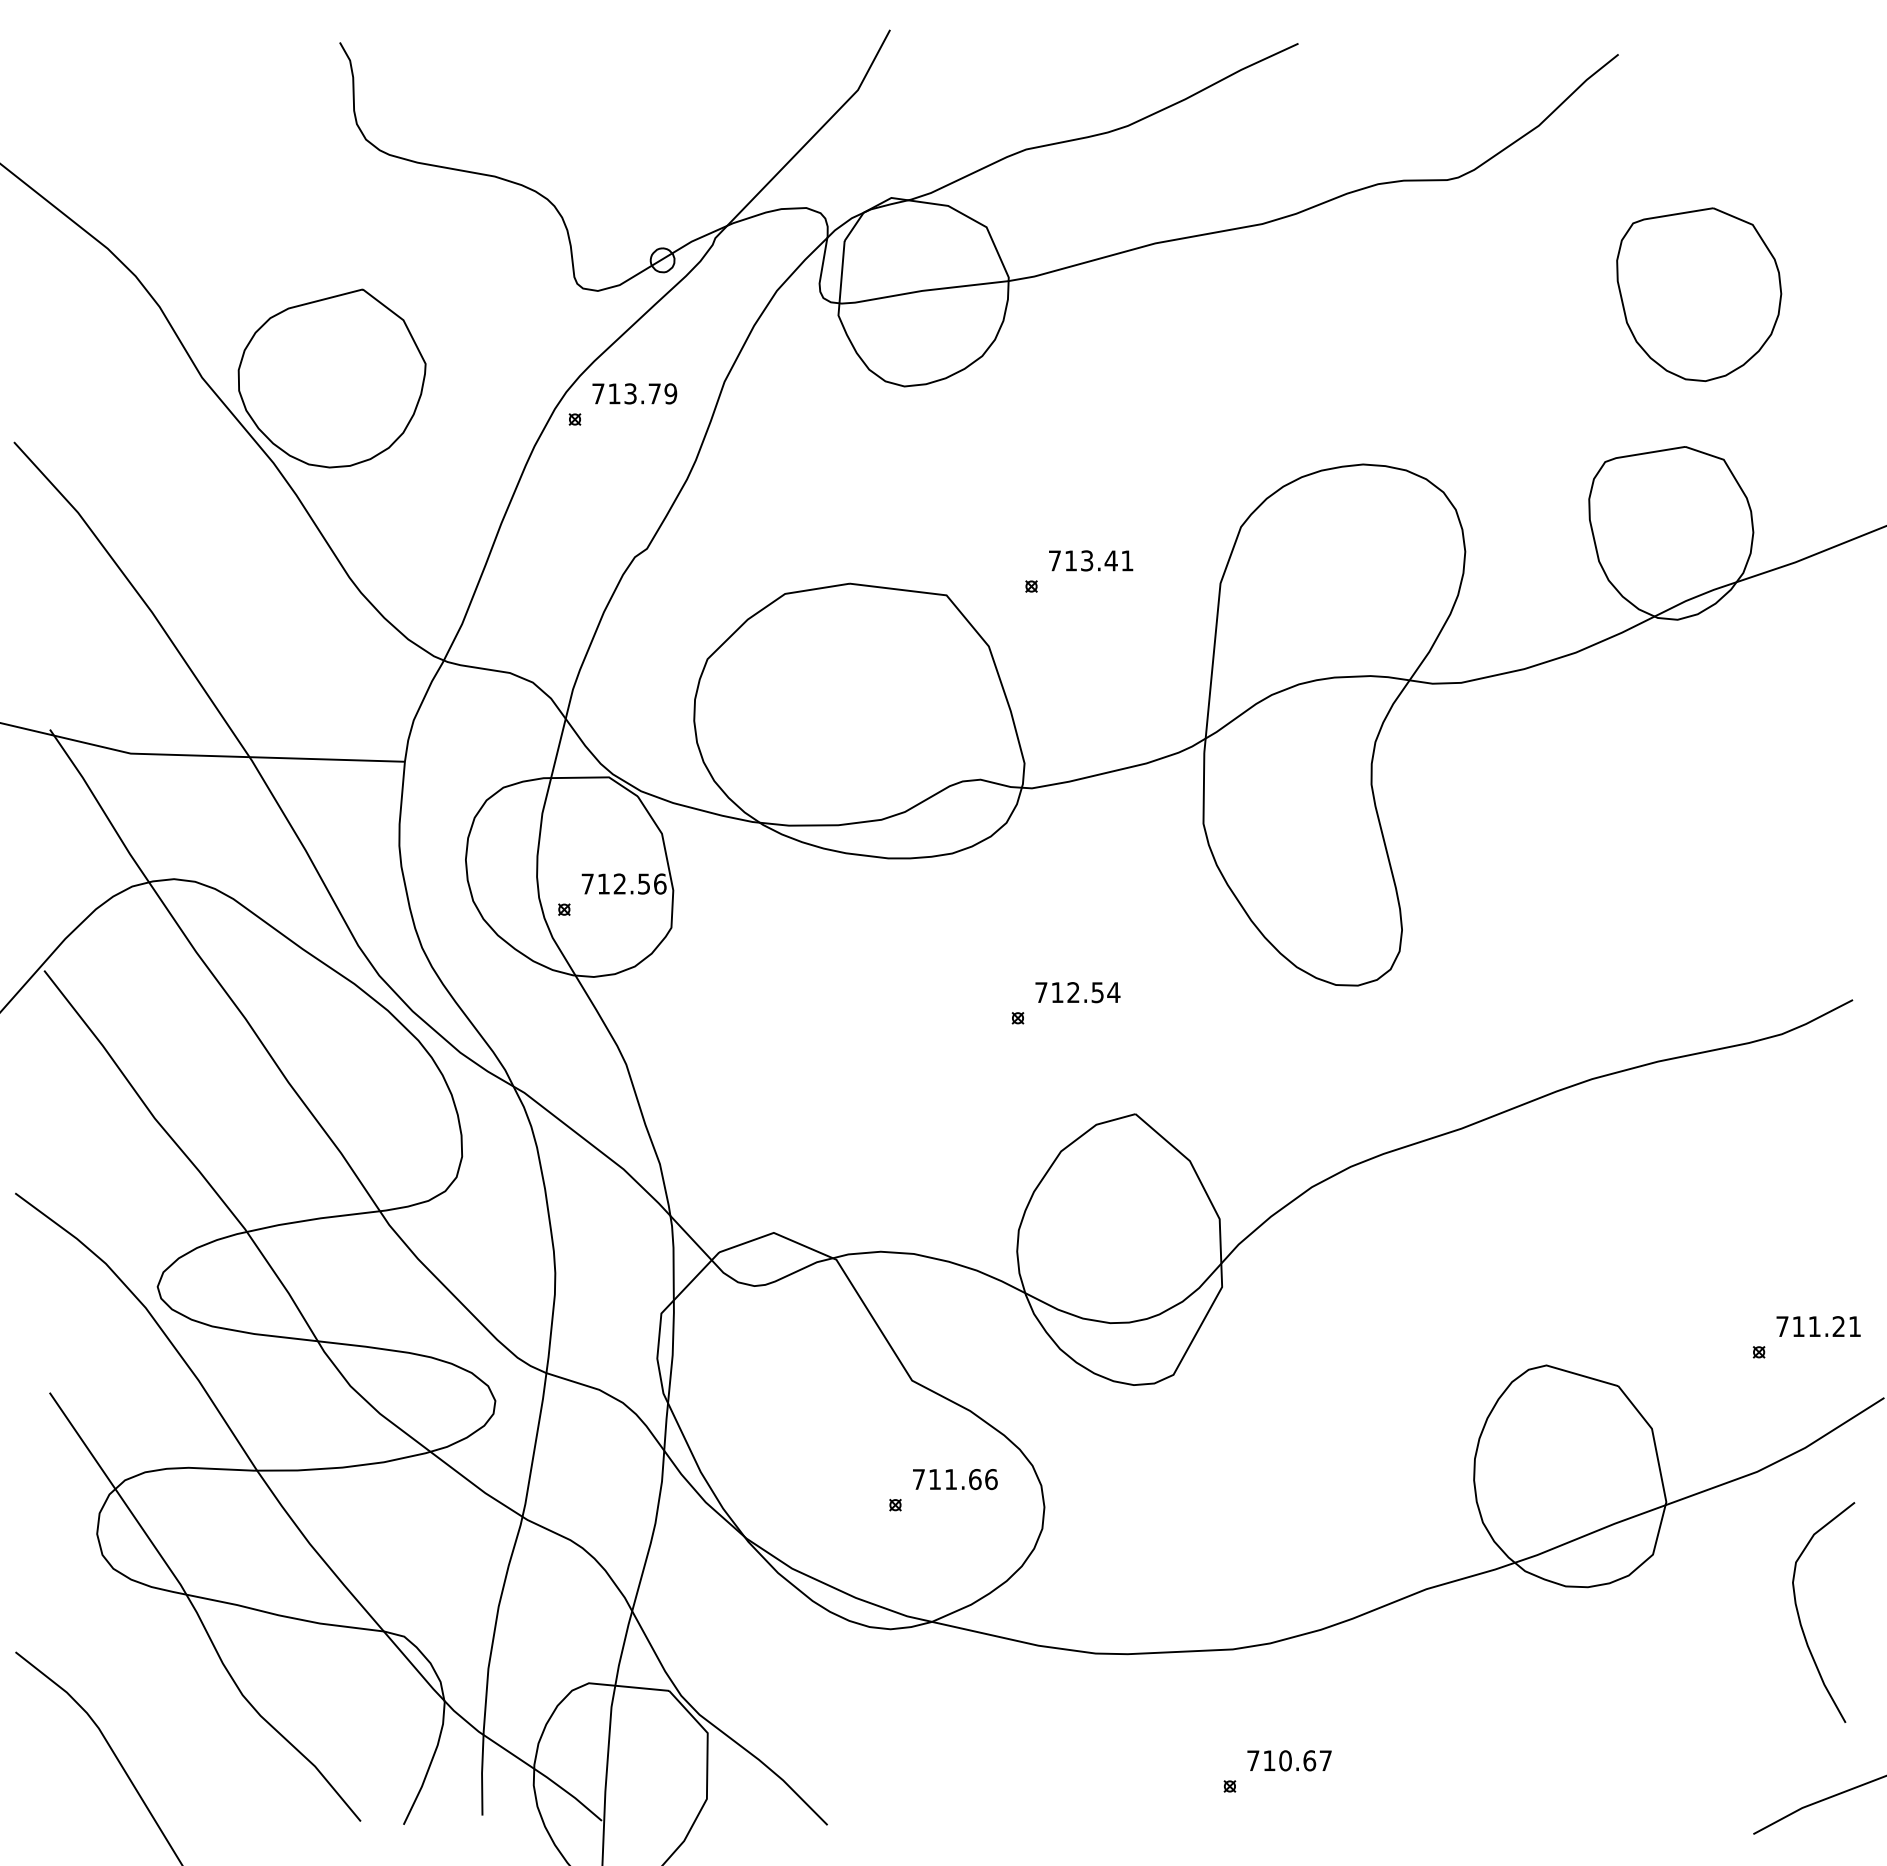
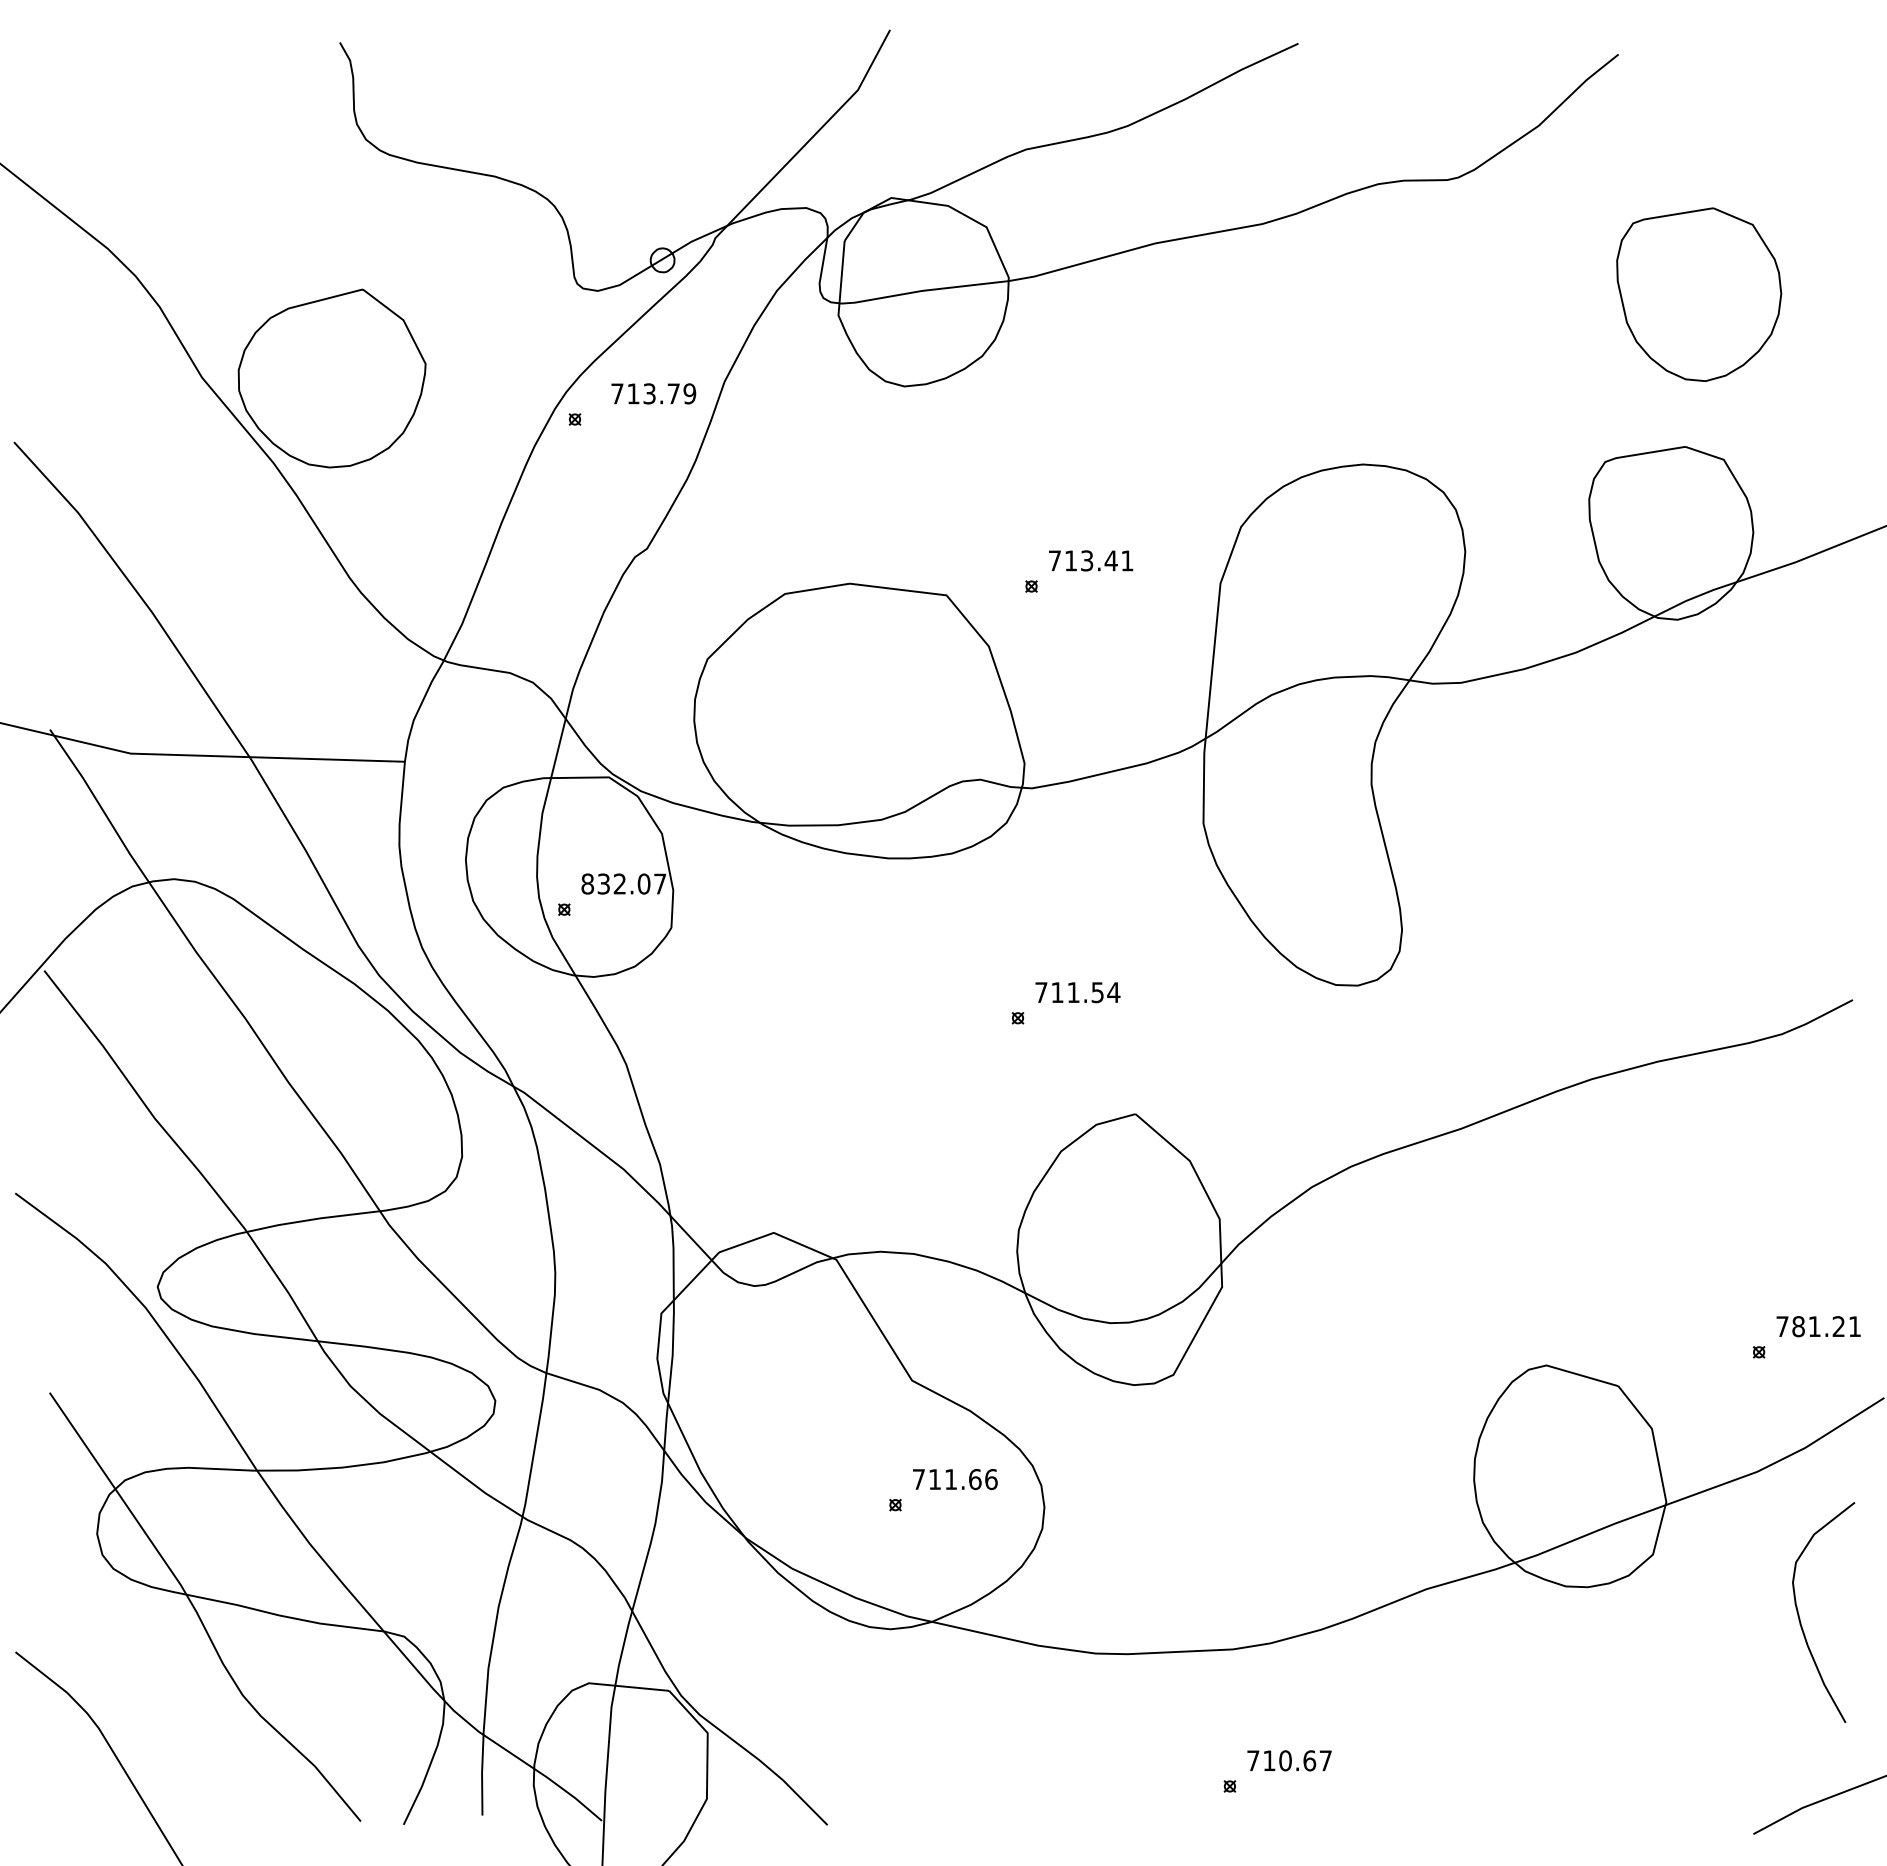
text position: (634, 393) -> (653, 393) (653, 393)
text: 712.56 -> 832.07 (623, 883)
text: 712.54 -> 711.54 (1073, 992)
text: 711.21 -> 781.21 (1798, 1326)
